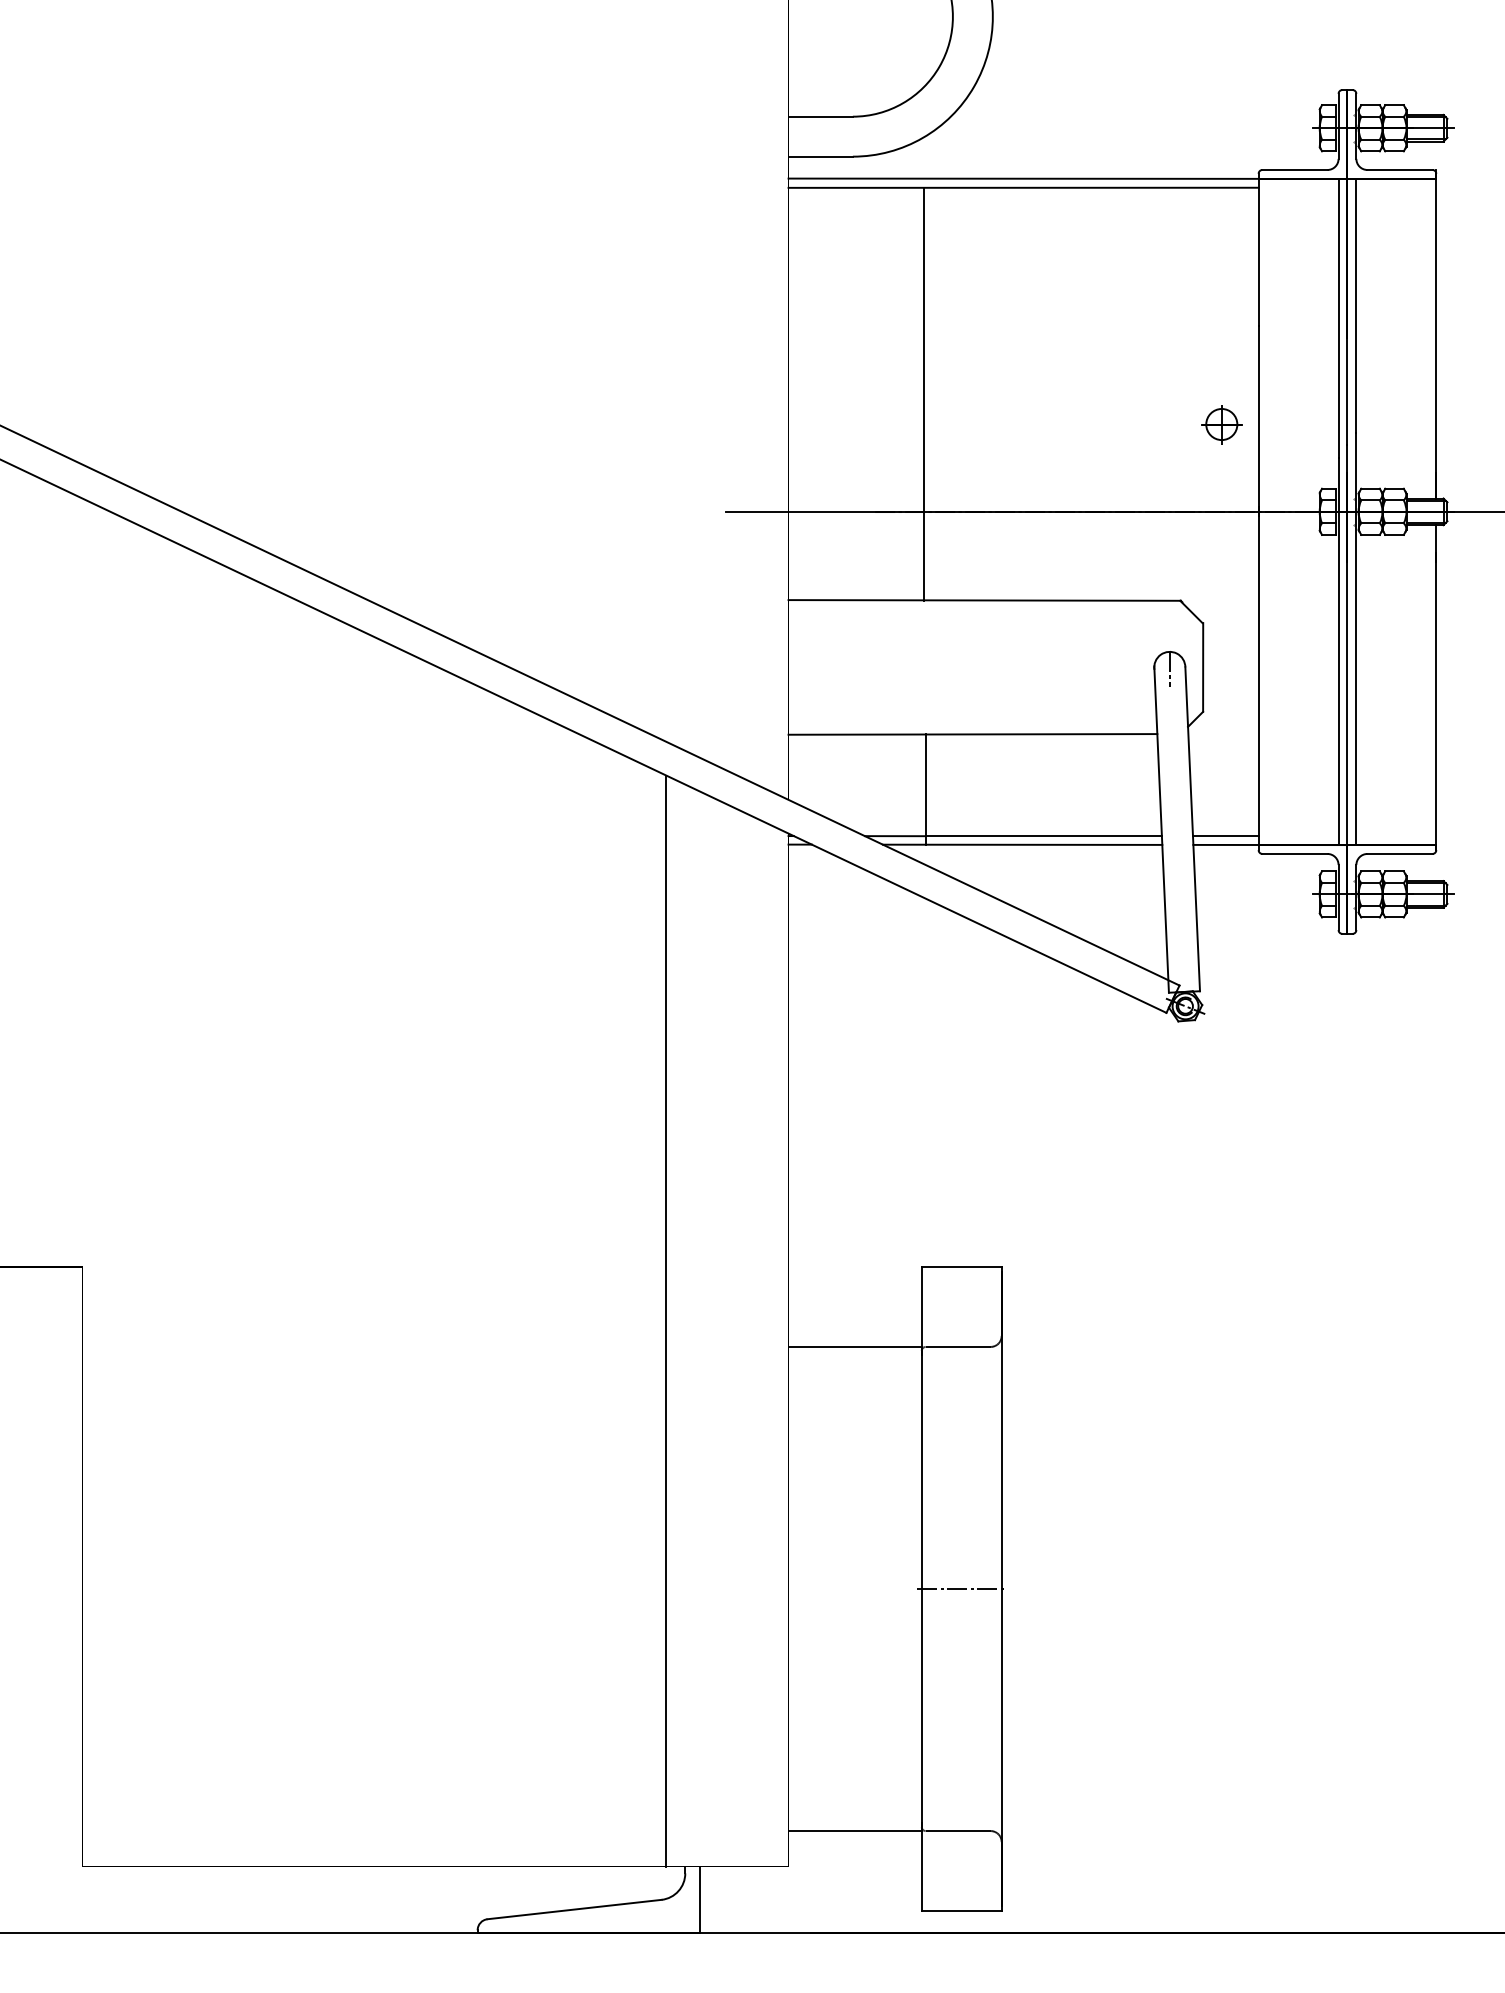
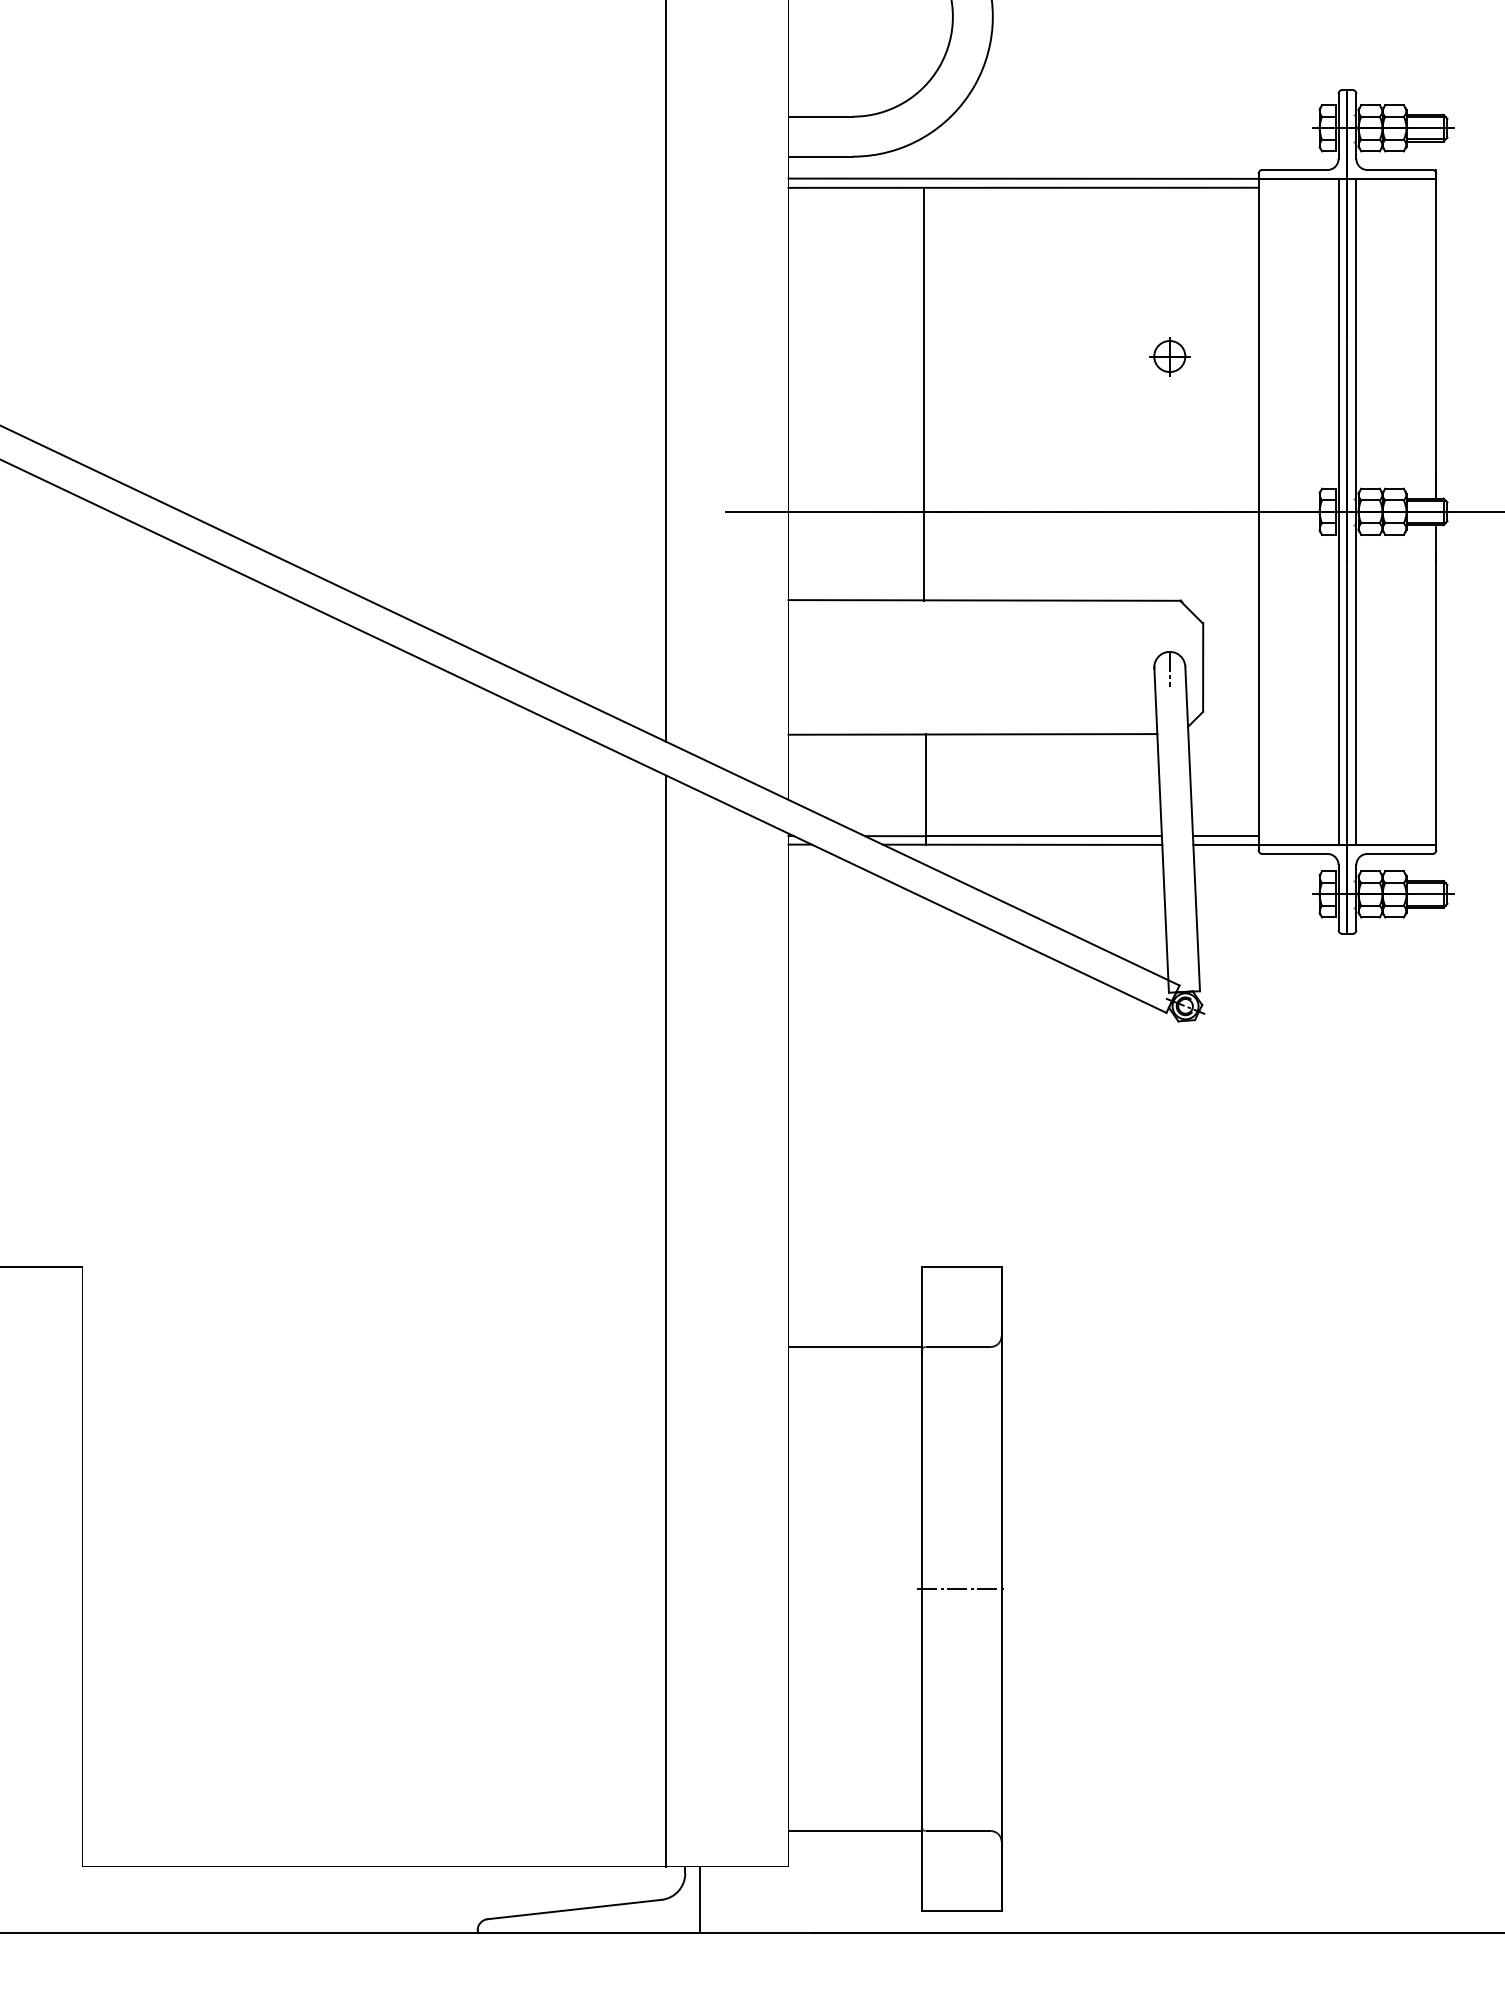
line: none -> present (666, 371)
part position: (1221, 424) -> (1169, 356) (1169, 356)
